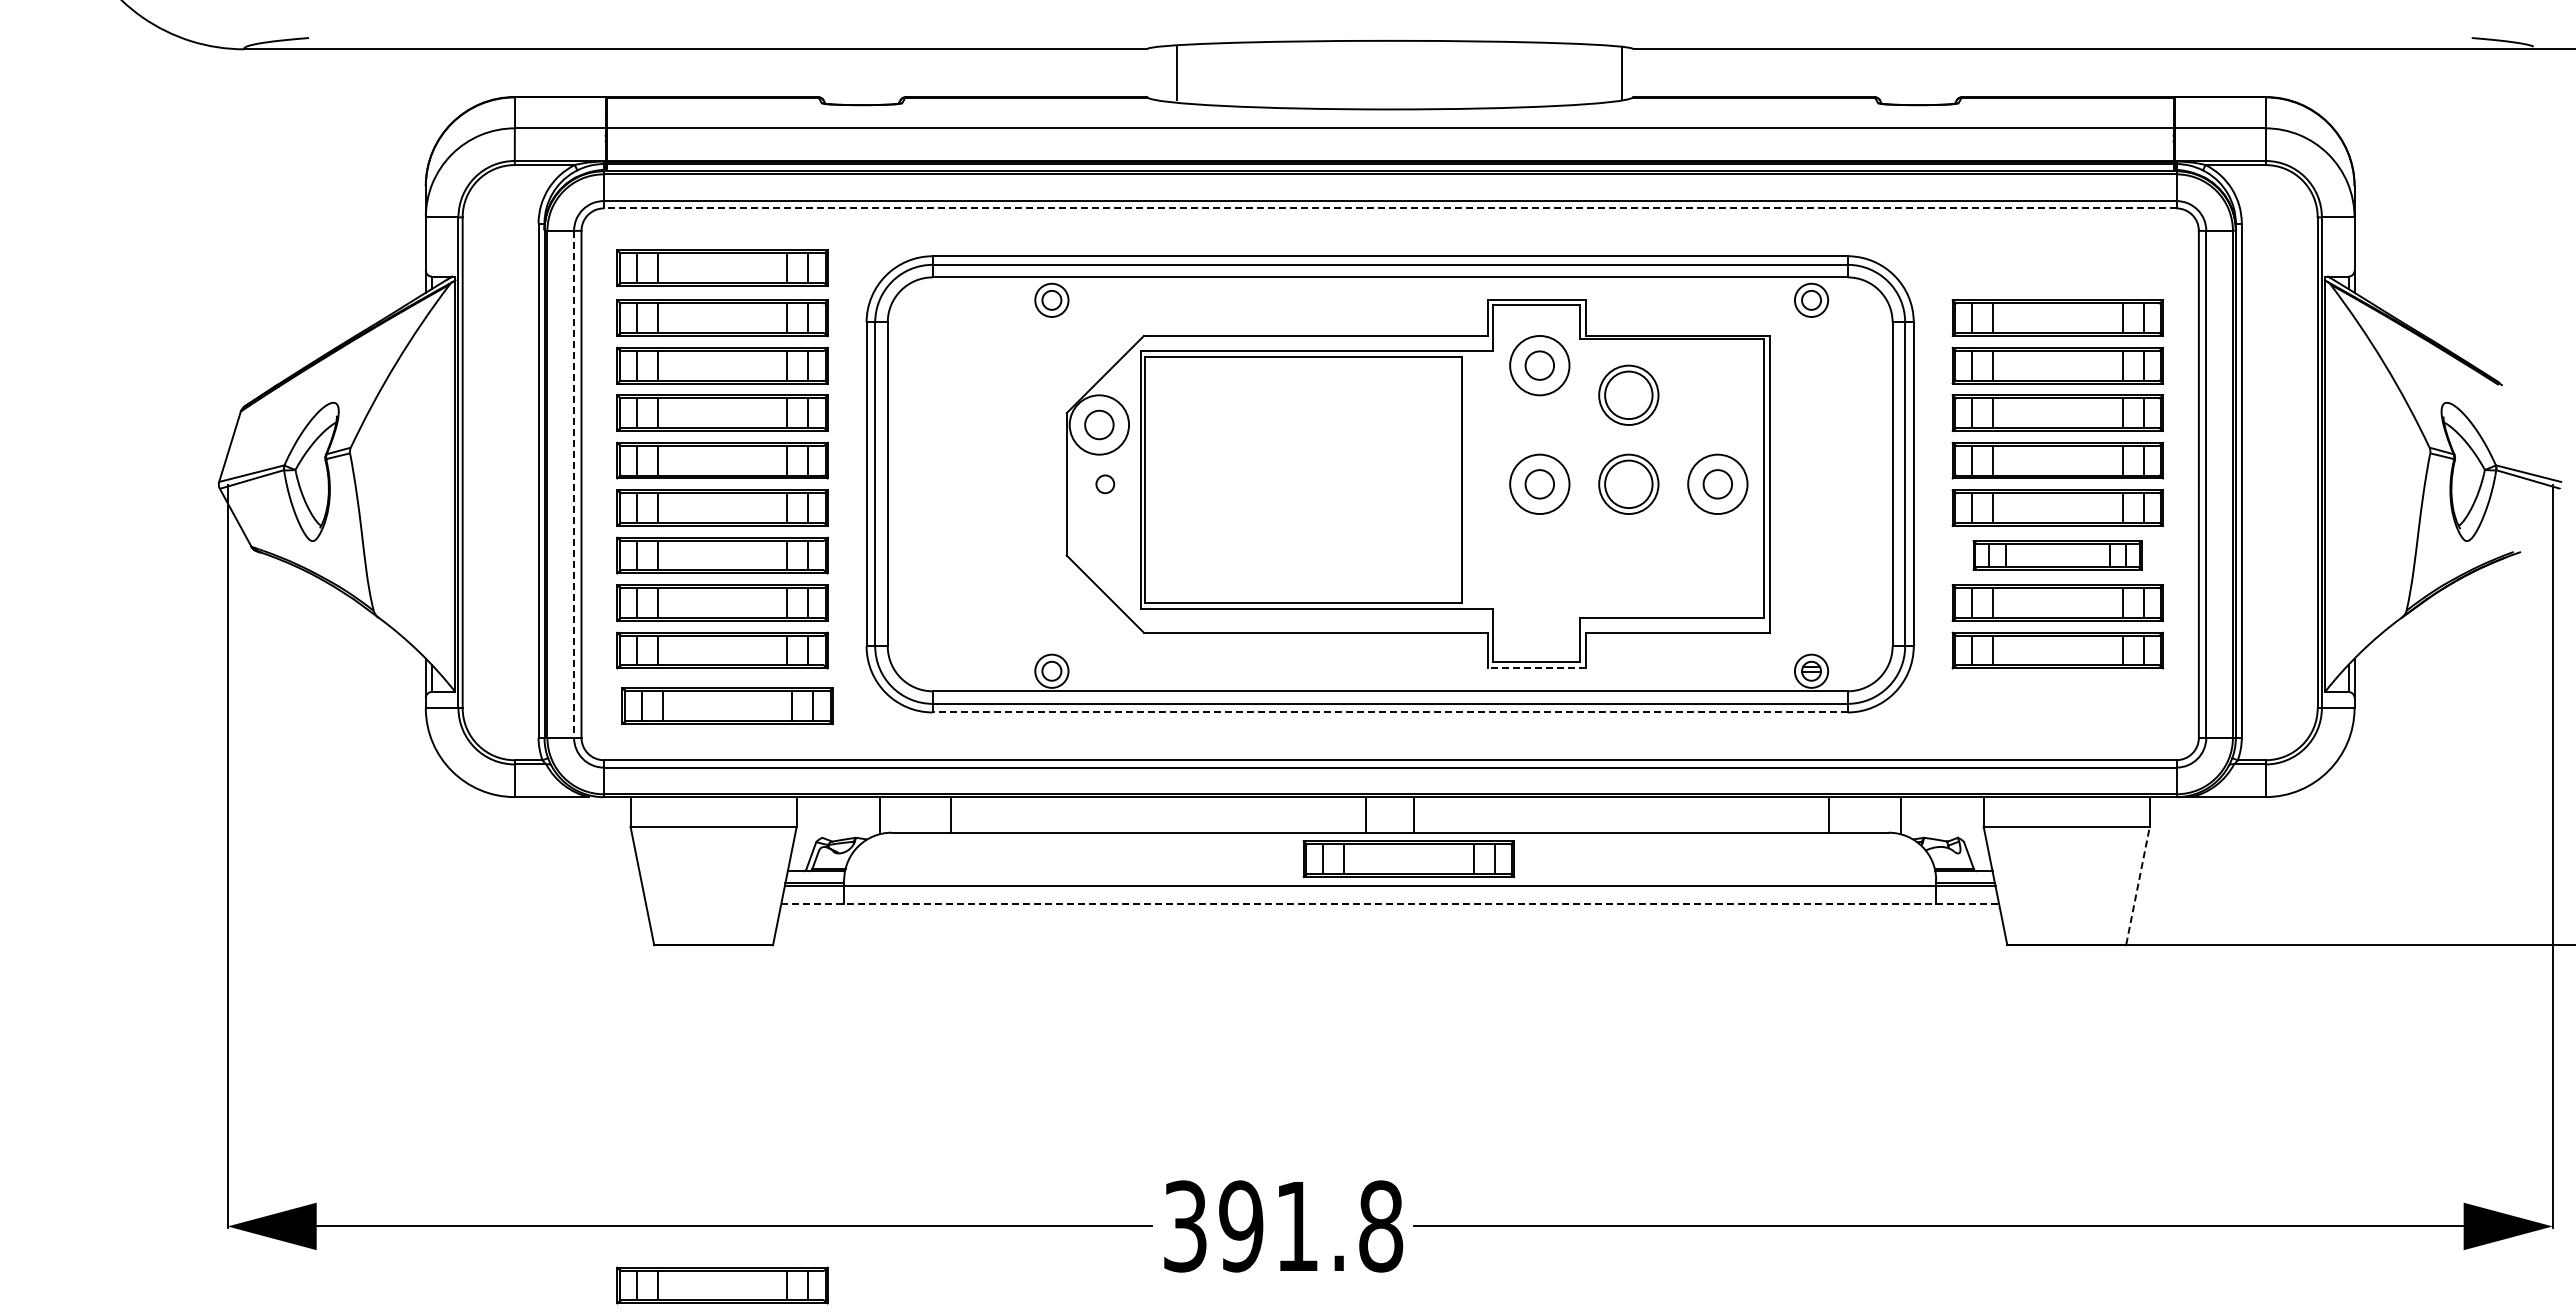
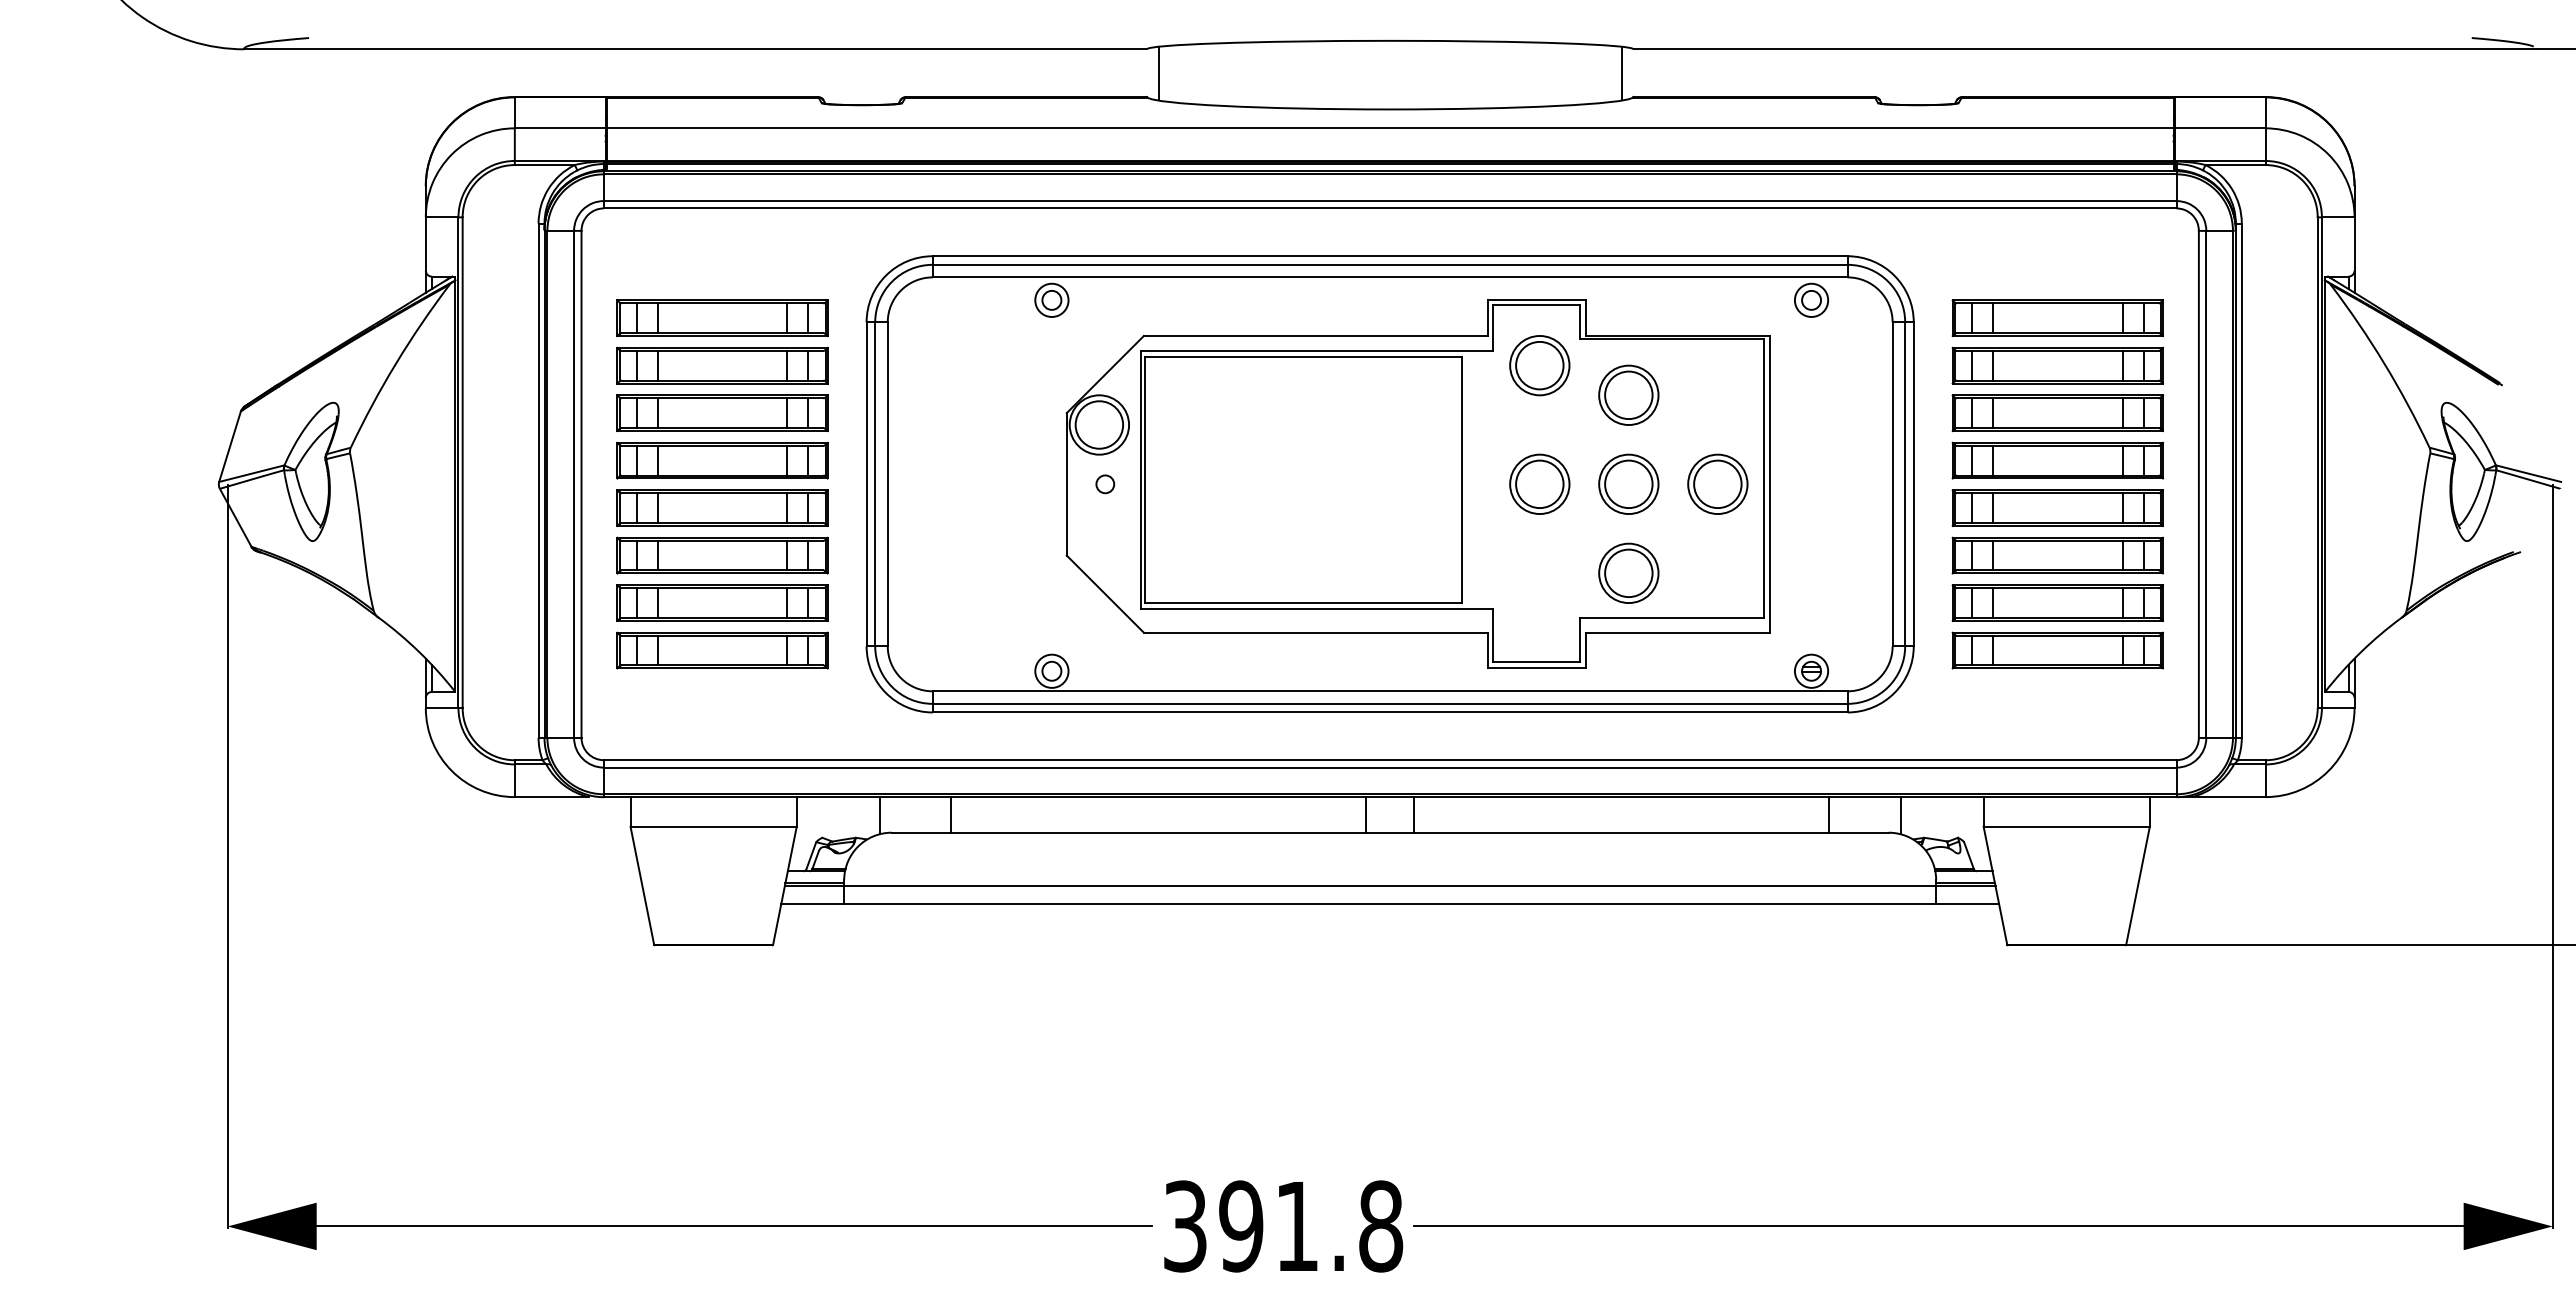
line position: (1176, 73) -> (1158, 73) (1158, 73)
line: dashed -> solid (1389, 208)
part: present -> none (722, 268)
circle diameter: 28 px -> 47 px (1539, 365)
circle diameter: 28 px -> 47 px (1099, 424)
line: dashed -> solid (574, 484)
circle diameter: 28 px -> 47 px (1539, 484)
circle diameter: 28 px -> 47 px (1717, 484)
part size: 171x31 px -> 213x39 px (2057, 555)
part: none -> present (1628, 572)
line: dashed -> solid (1537, 668)
part: present -> none (727, 705)
line: dashed -> solid (1389, 712)
part: present -> none (1408, 859)
line: dashed -> solid (2138, 885)
line: dashed -> solid (1390, 903)
part: present -> none (722, 1285)
